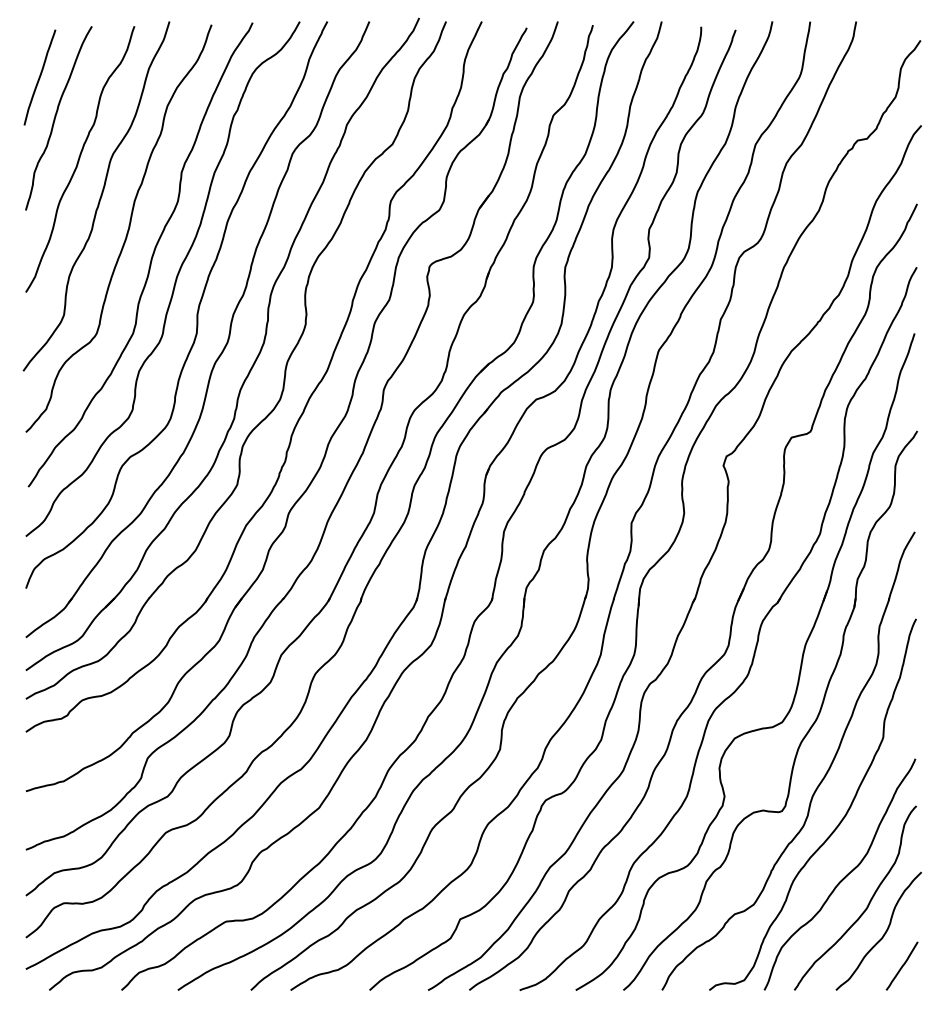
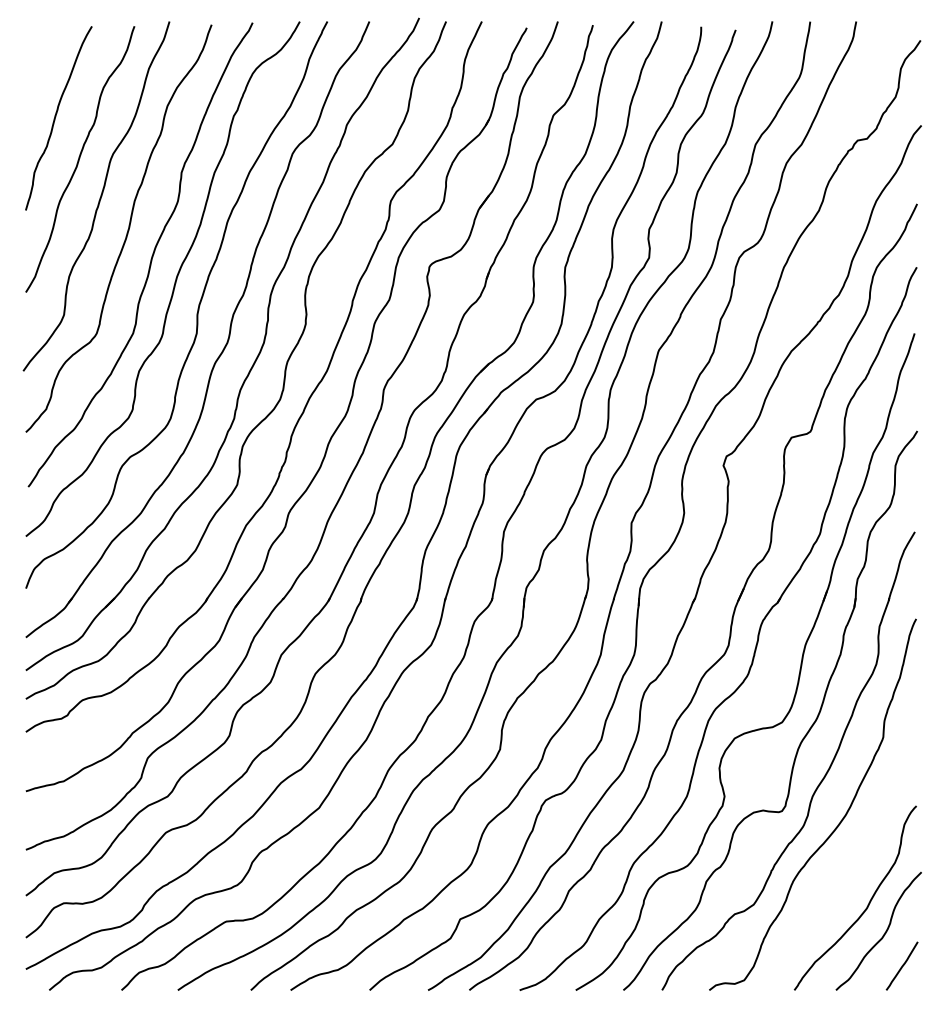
curve: present -> none (39, 77)
curve: present -> none (843, 877)
